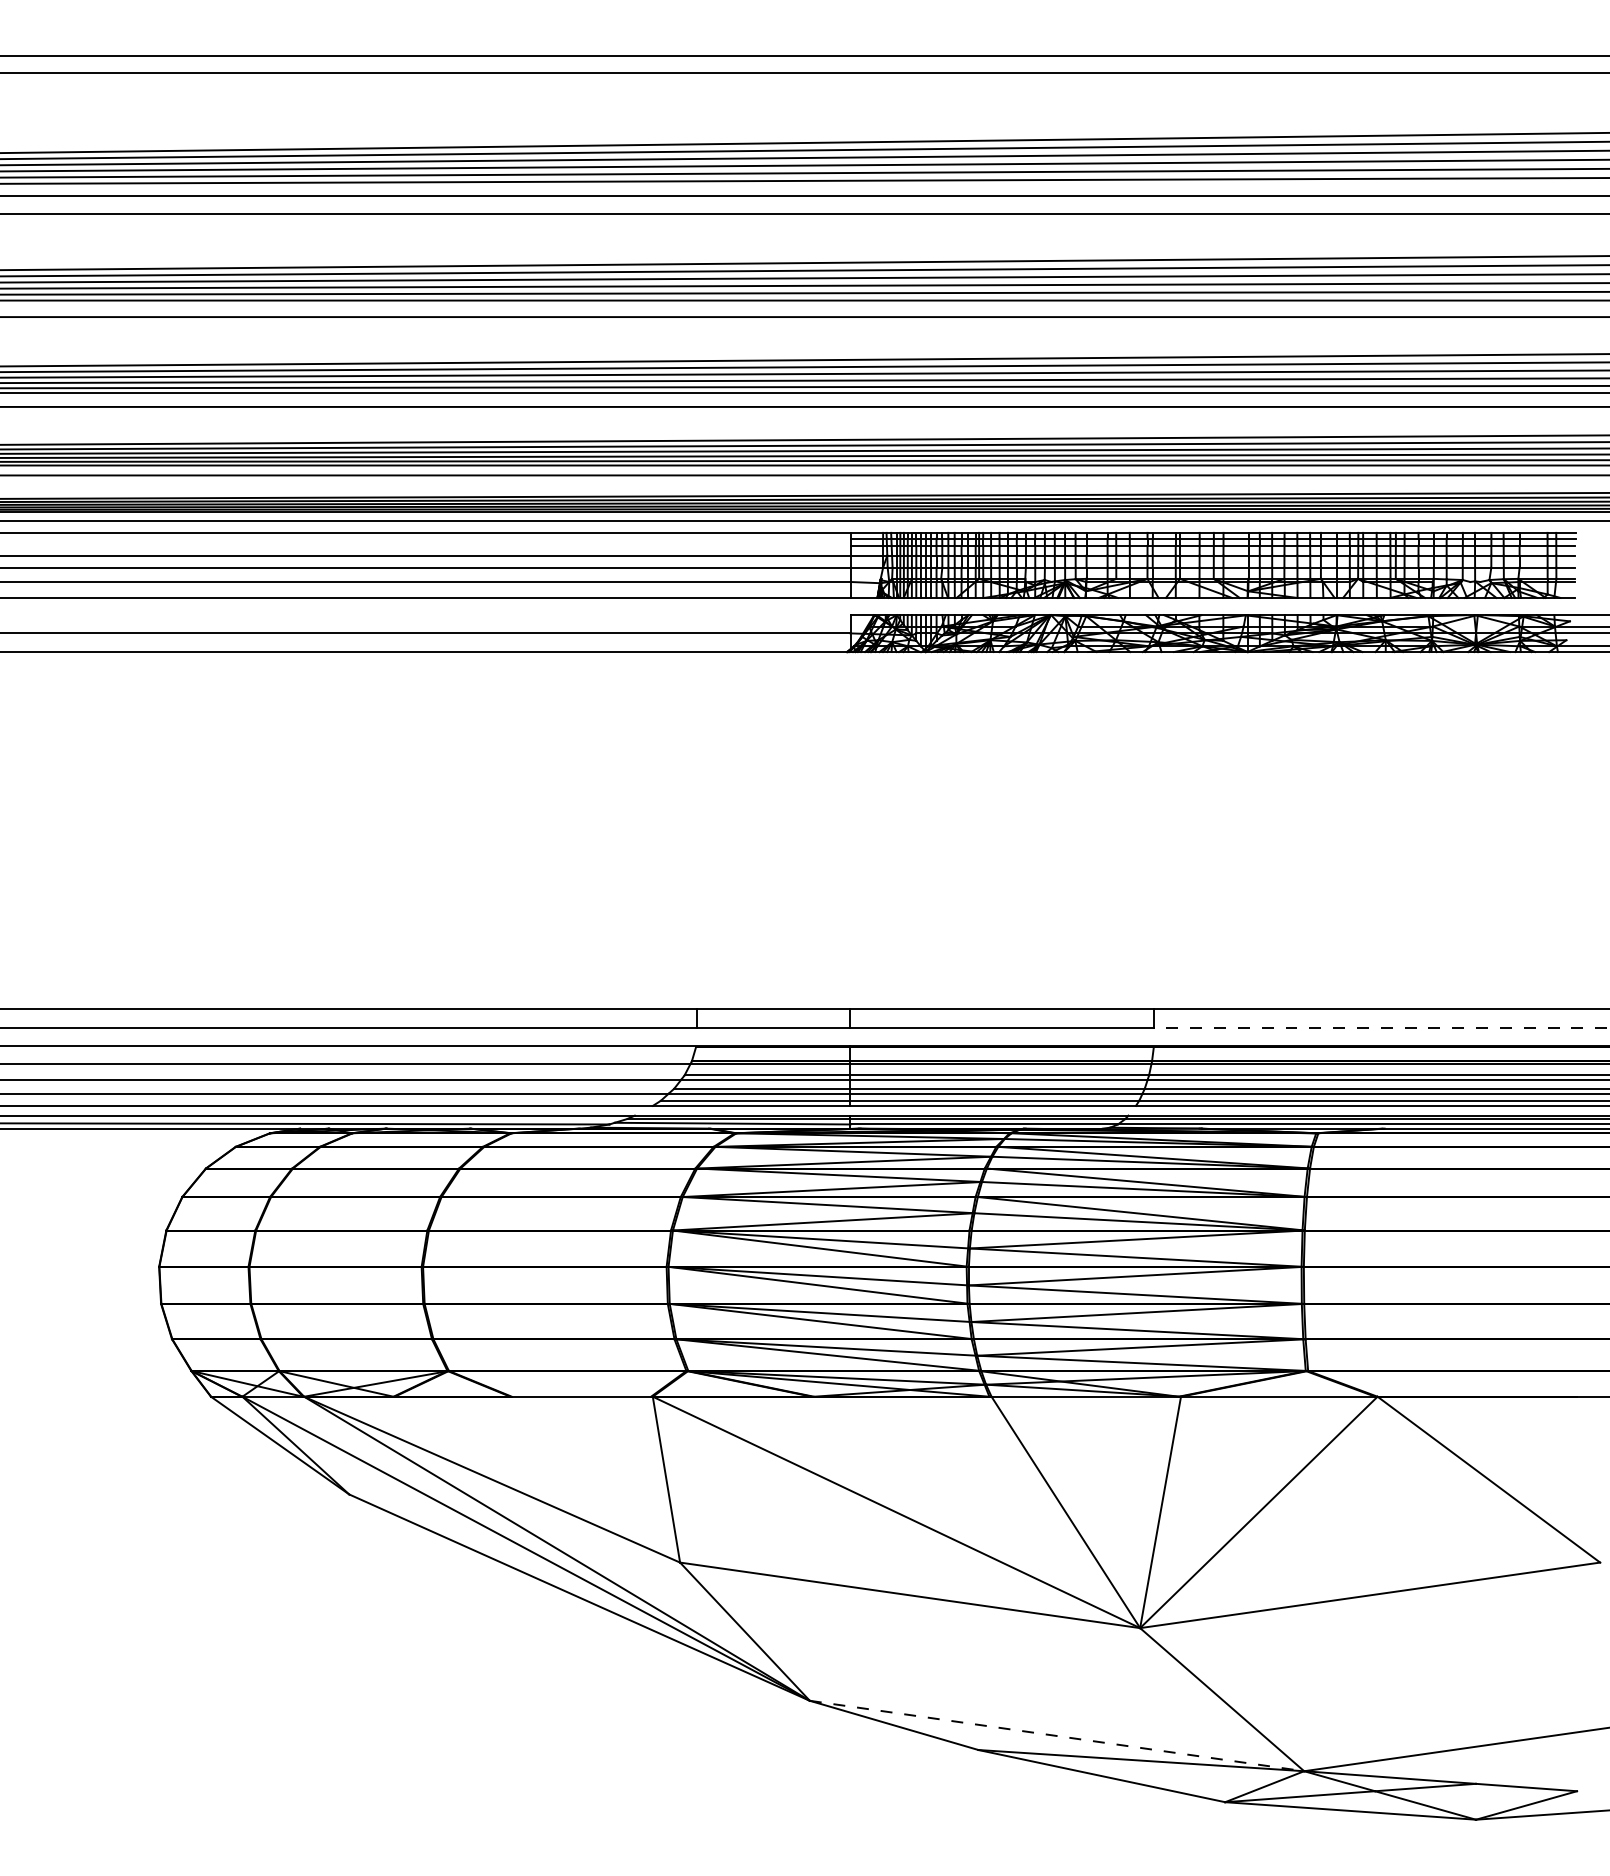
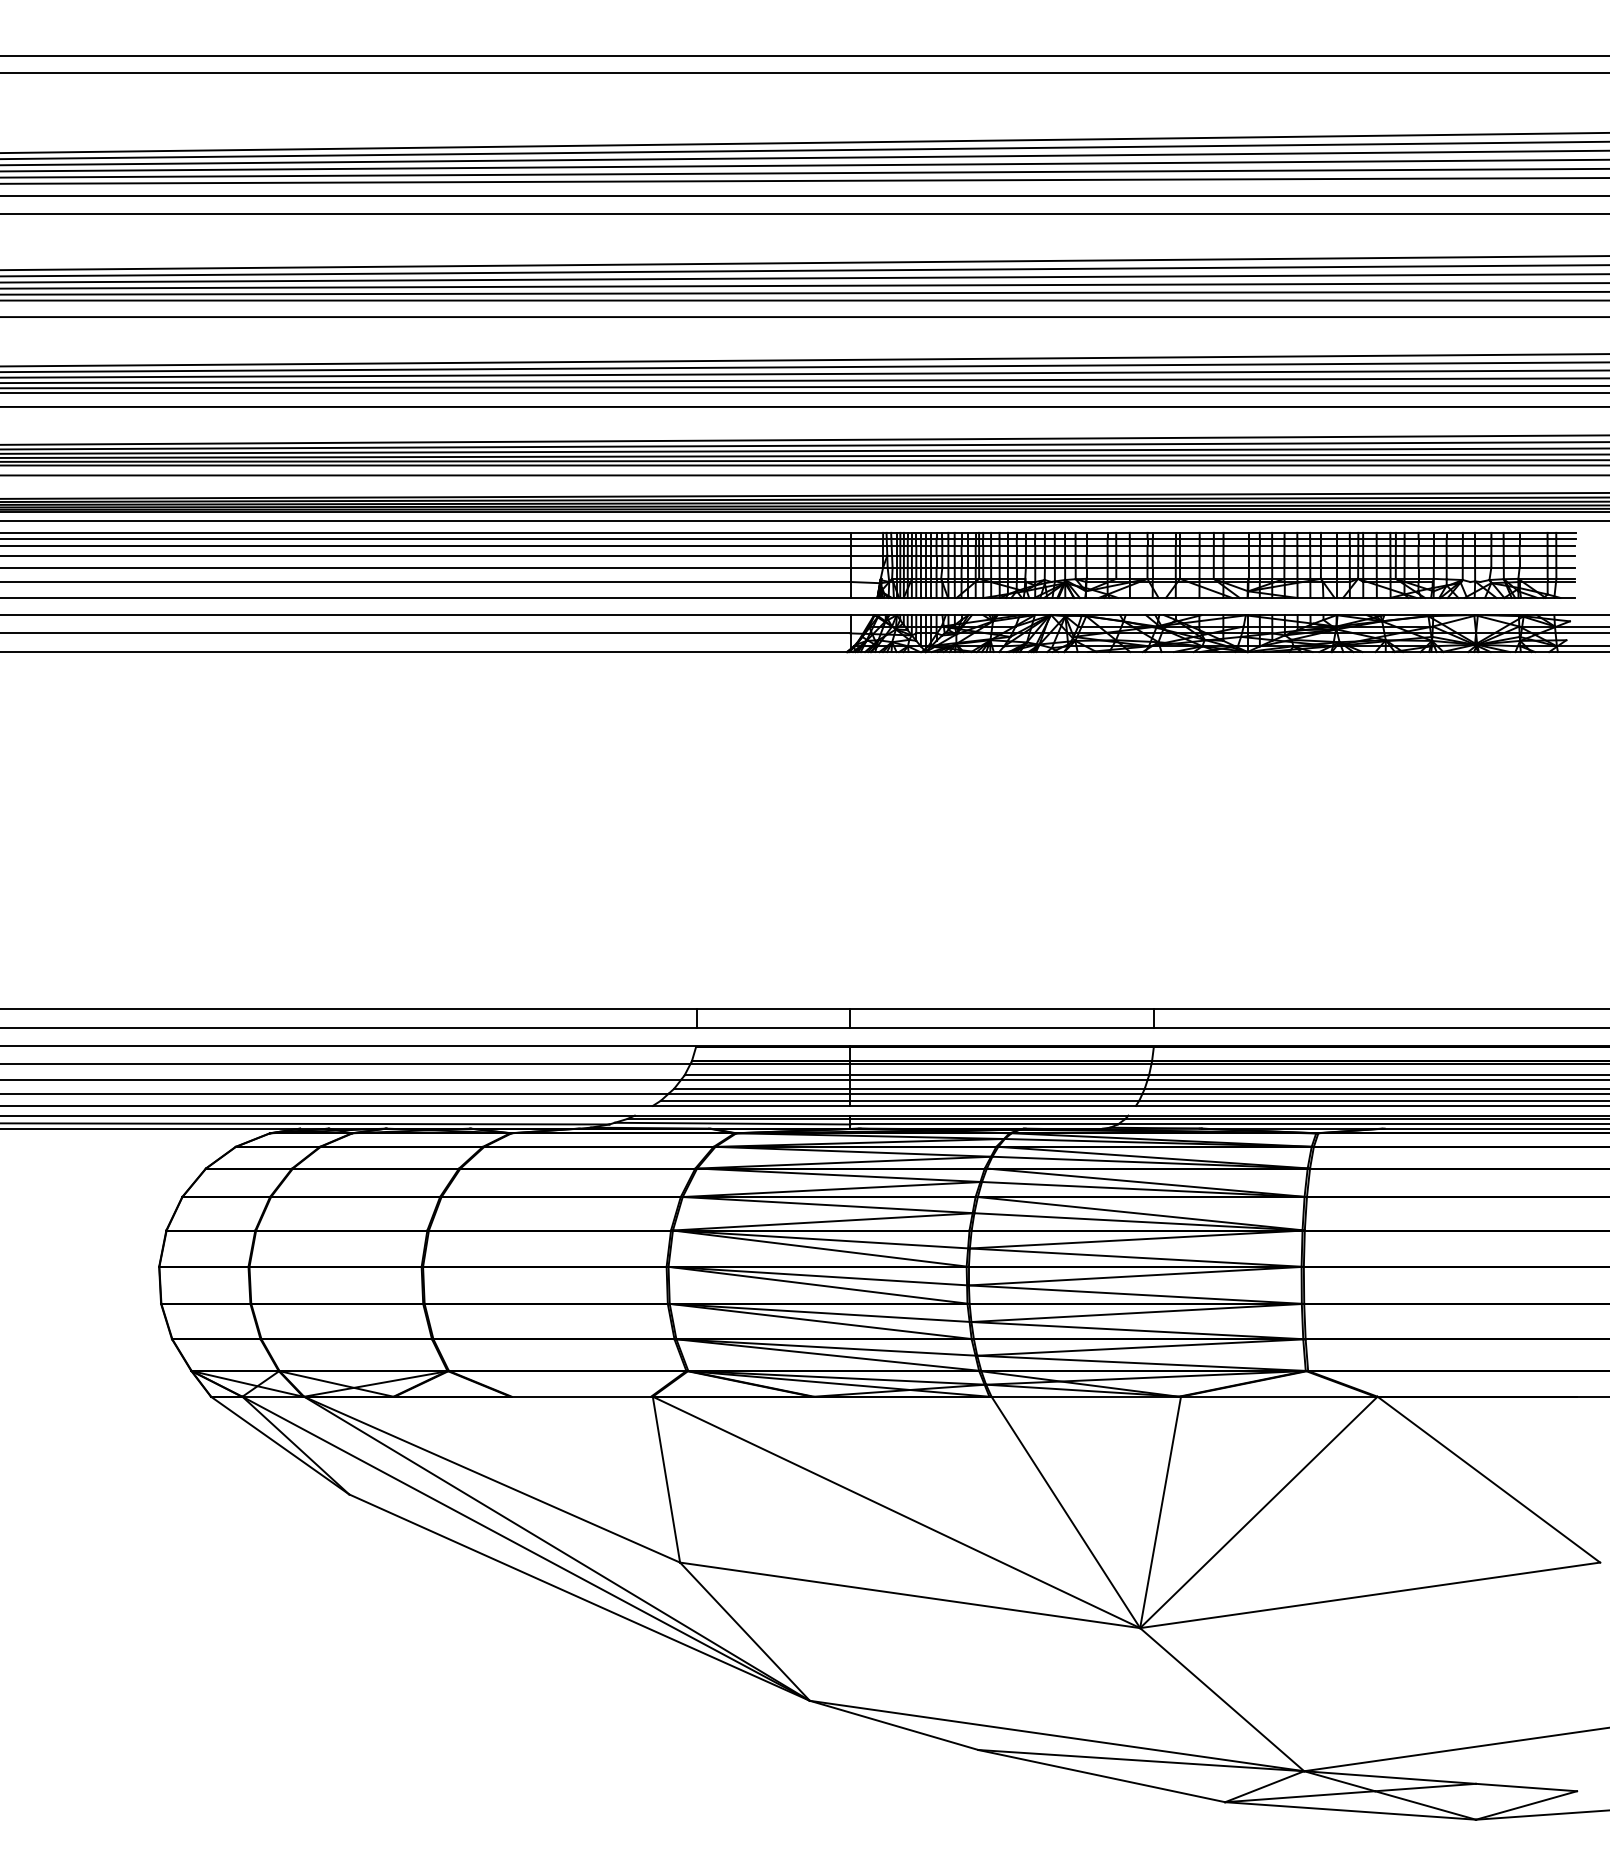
line: none -> present (426, 538)
line: none -> present (426, 545)
line: none -> present (426, 615)
line: dashed -> solid (1382, 1028)
line: dashed -> solid (1057, 1736)
